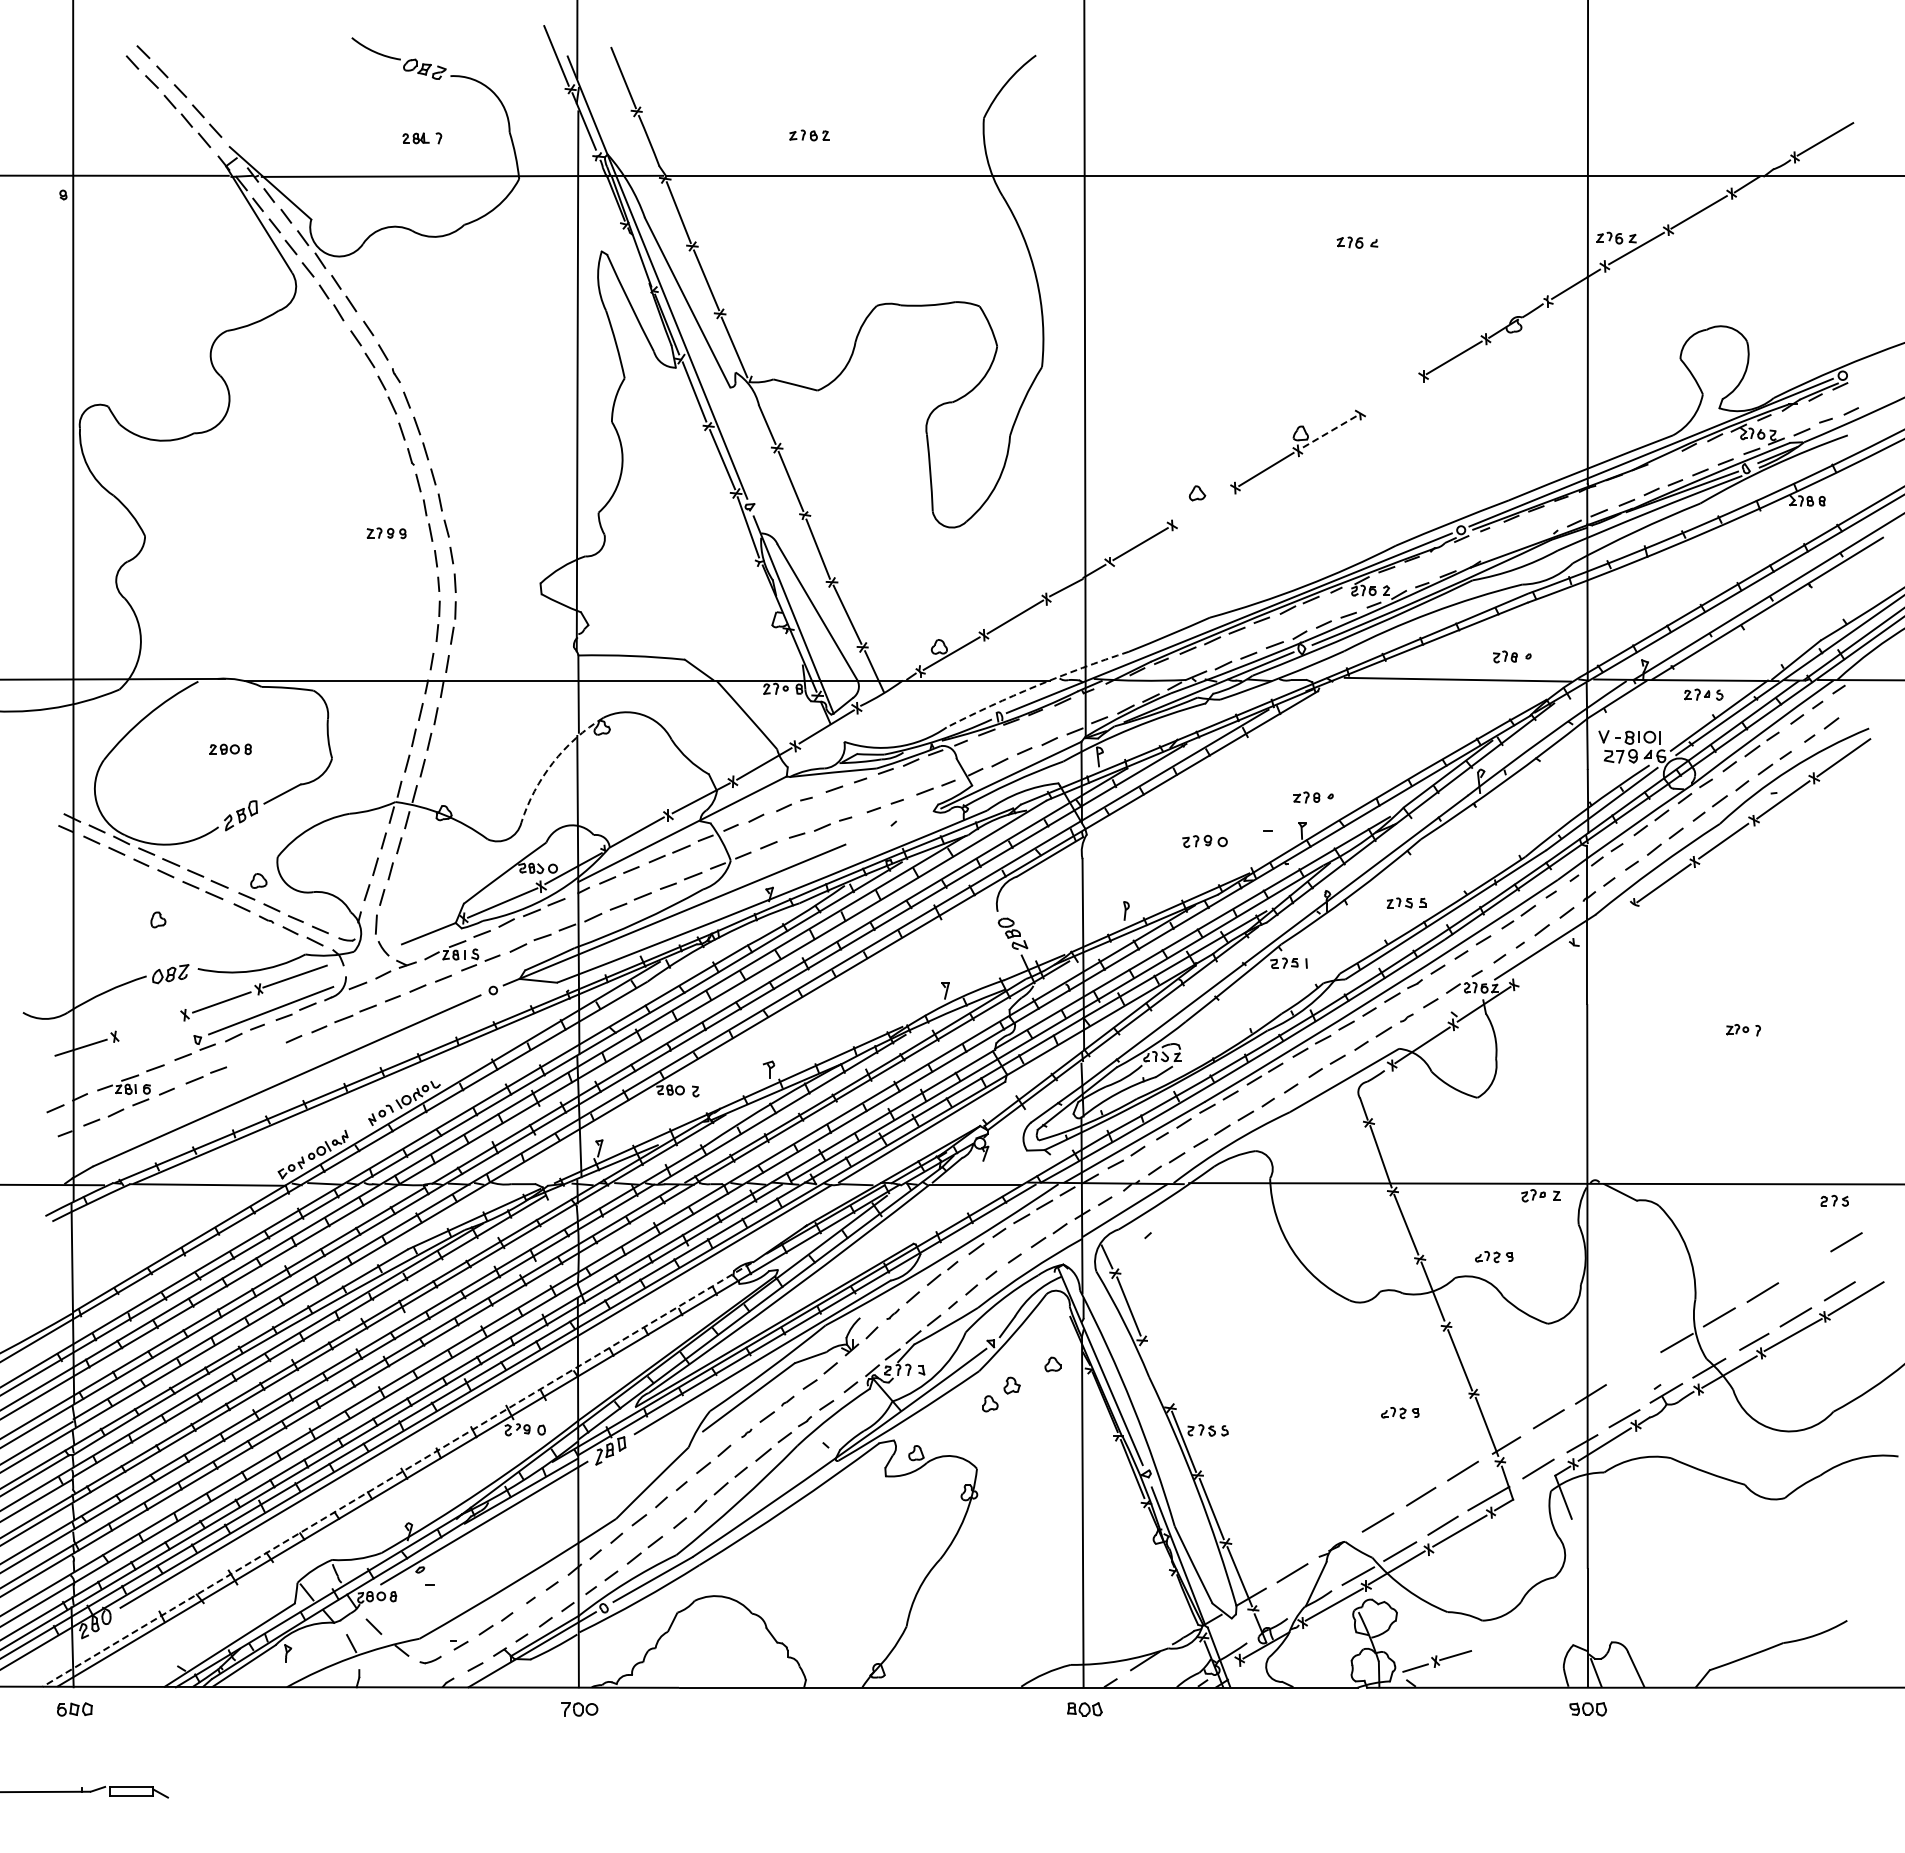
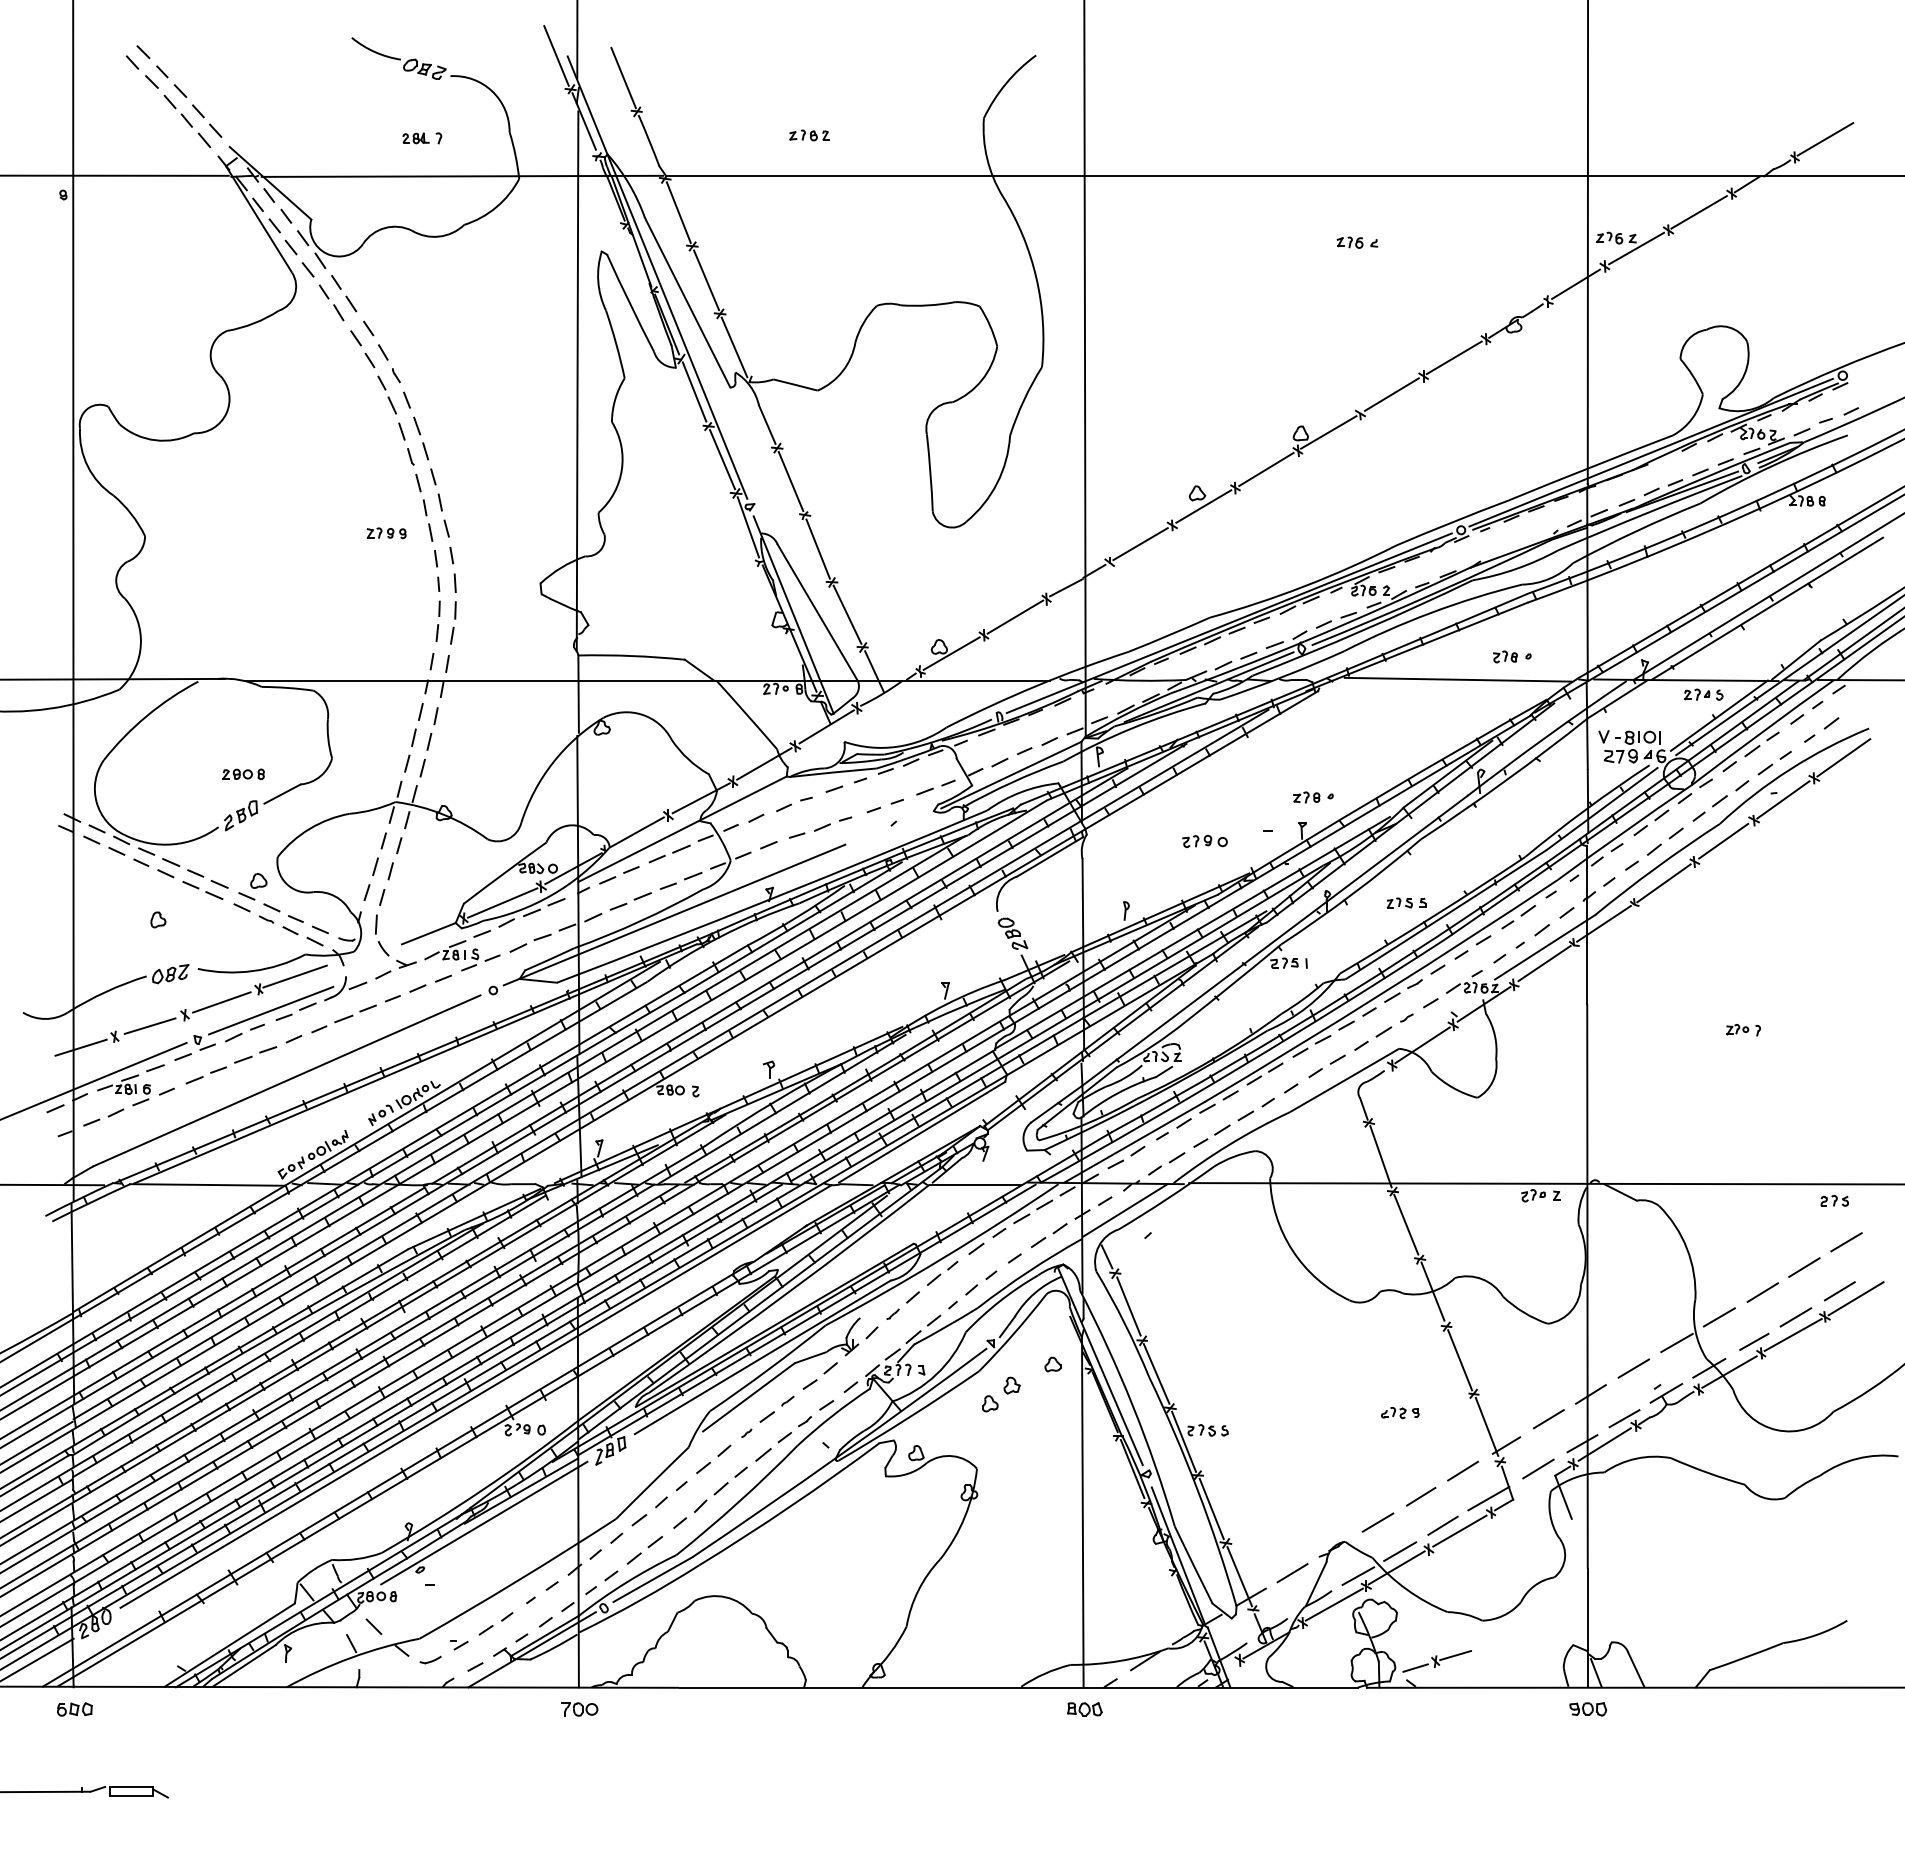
line: none -> present (1391, 394)
line: dashed -> solid (1328, 432)
line: none -> present (1203, 506)
arc: dashed -> solid (1036, 686)
part position: (230, 749) -> (243, 774) (243, 774)
arc: dashed -> solid (552, 762)
line: none -> present (1603, 923)
line: none -> present (1544, 963)
line: none -> present (149, 1025)
part: none -> present (255, 1054)
line: none -> present (94, 1080)
part: present -> none (1494, 1257)
line: none -> present (1804, 1267)
line: none -> present (1633, 1368)
line: none -> present (1156, 1373)
line: dashed -> solid (397, 1474)
line: none -> present (37, 1659)
